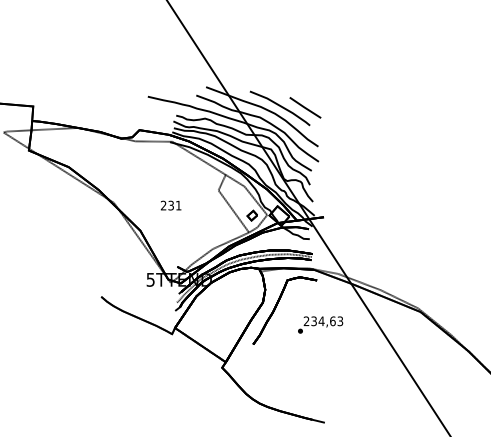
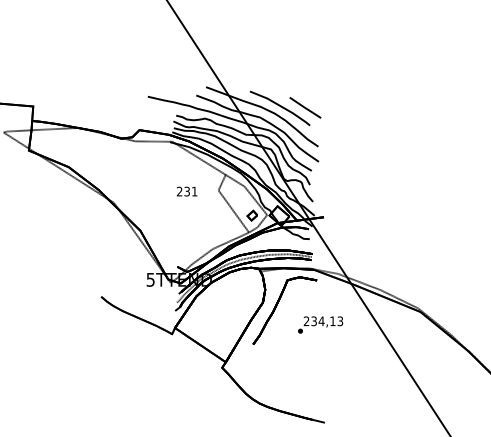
text position: (171, 205) -> (187, 191) (187, 191)
text: 234,63 -> 234,13 (332, 321)
